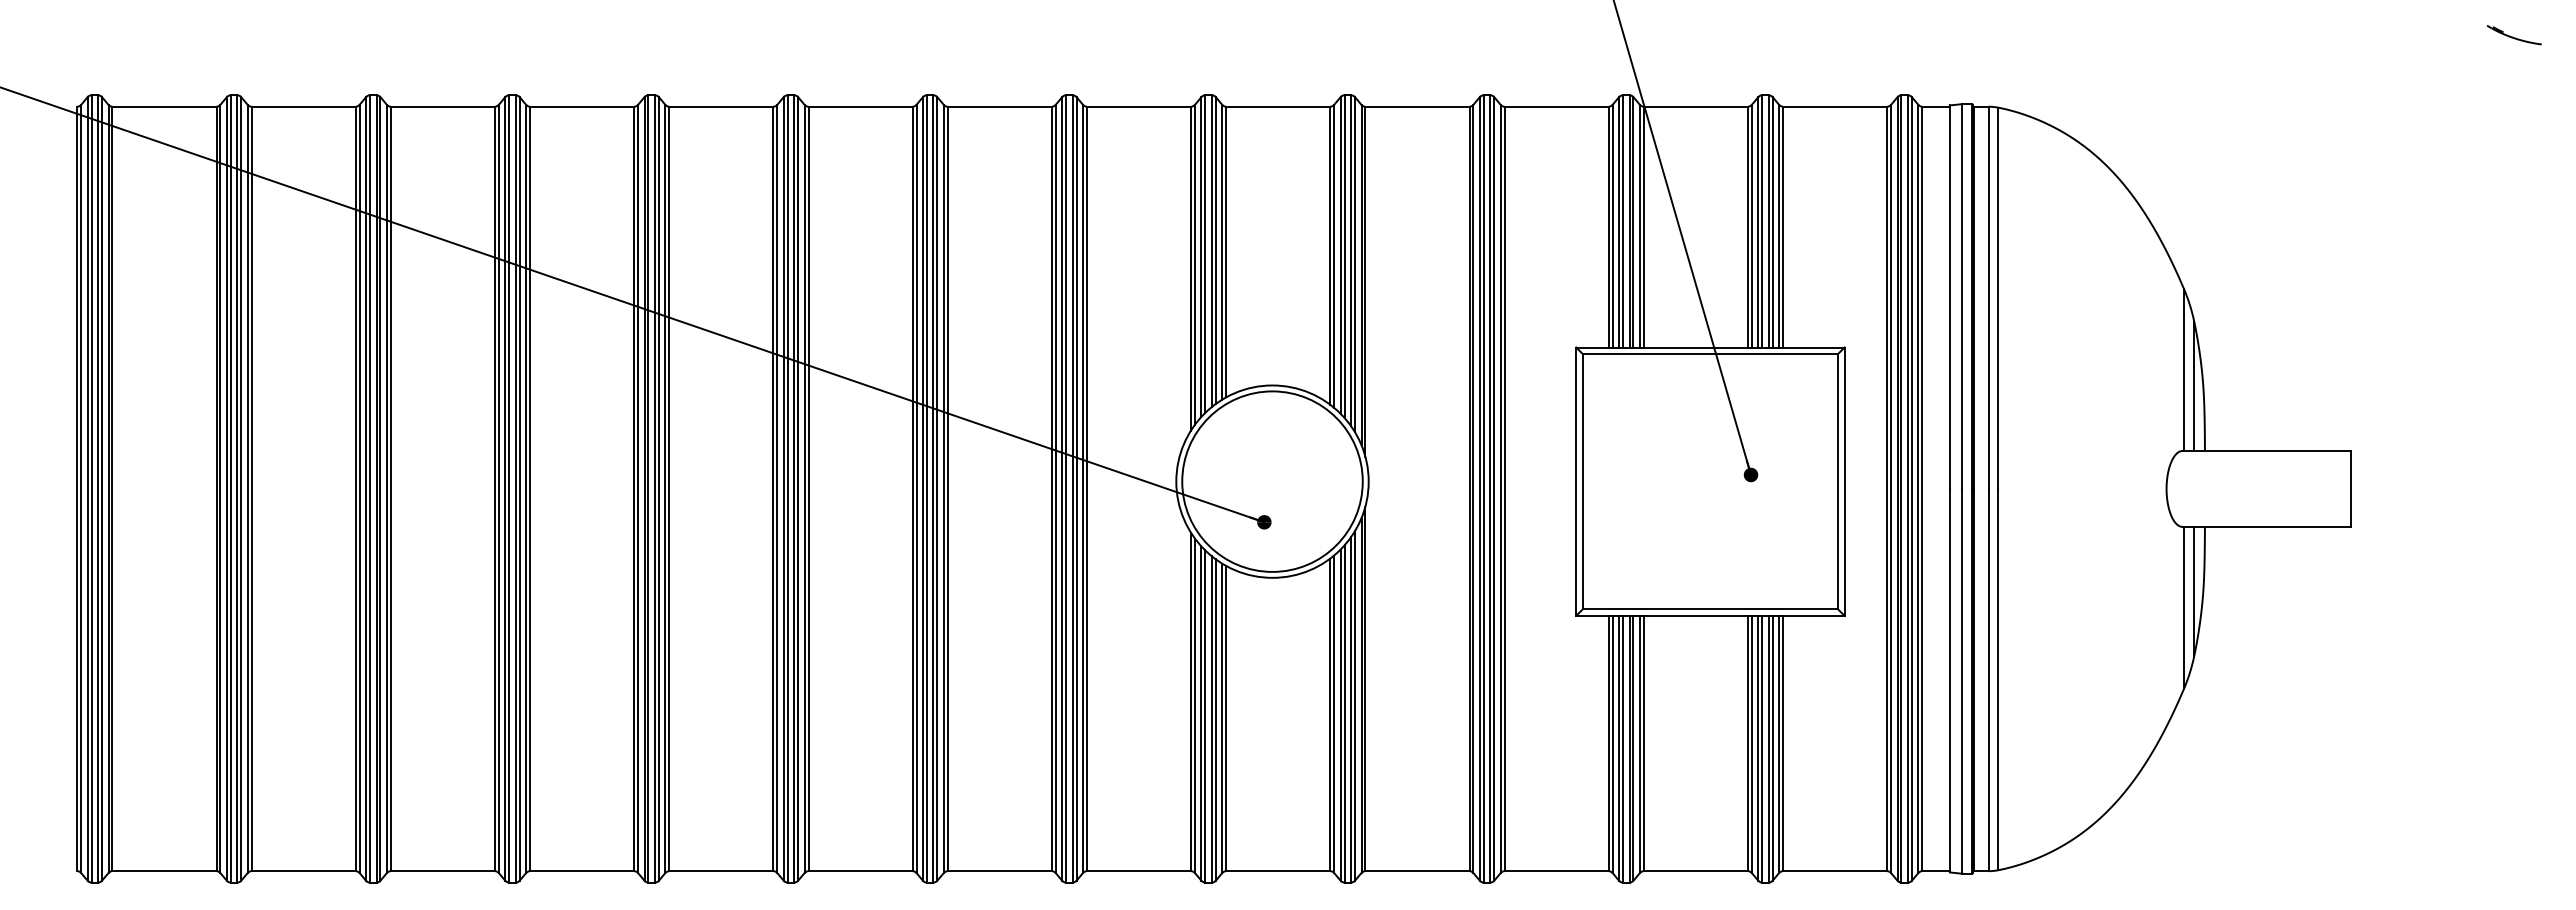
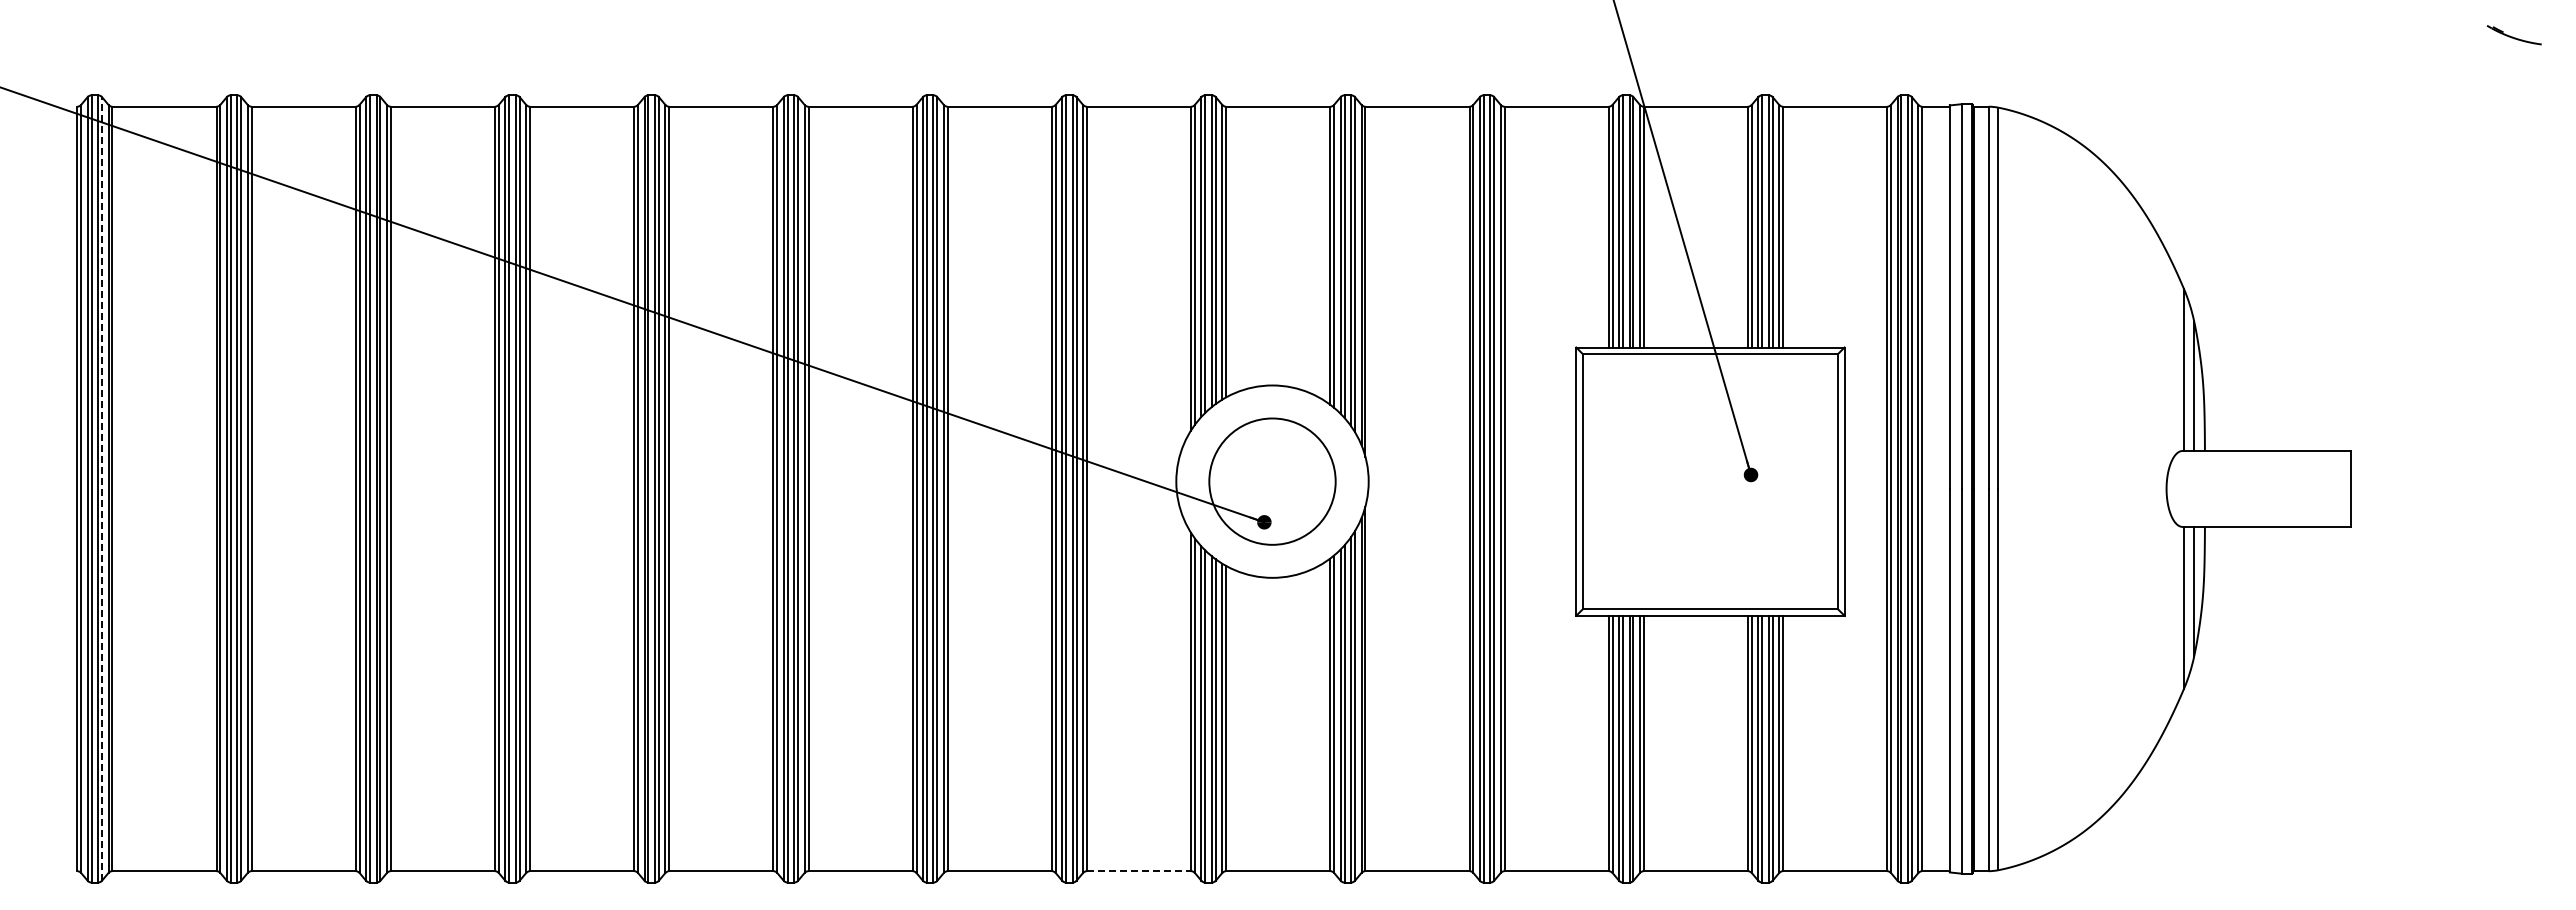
circle diameter: 181 px -> 126 px (1272, 481)
line: solid -> dashed (102, 488)
line: solid -> dashed (1139, 871)
